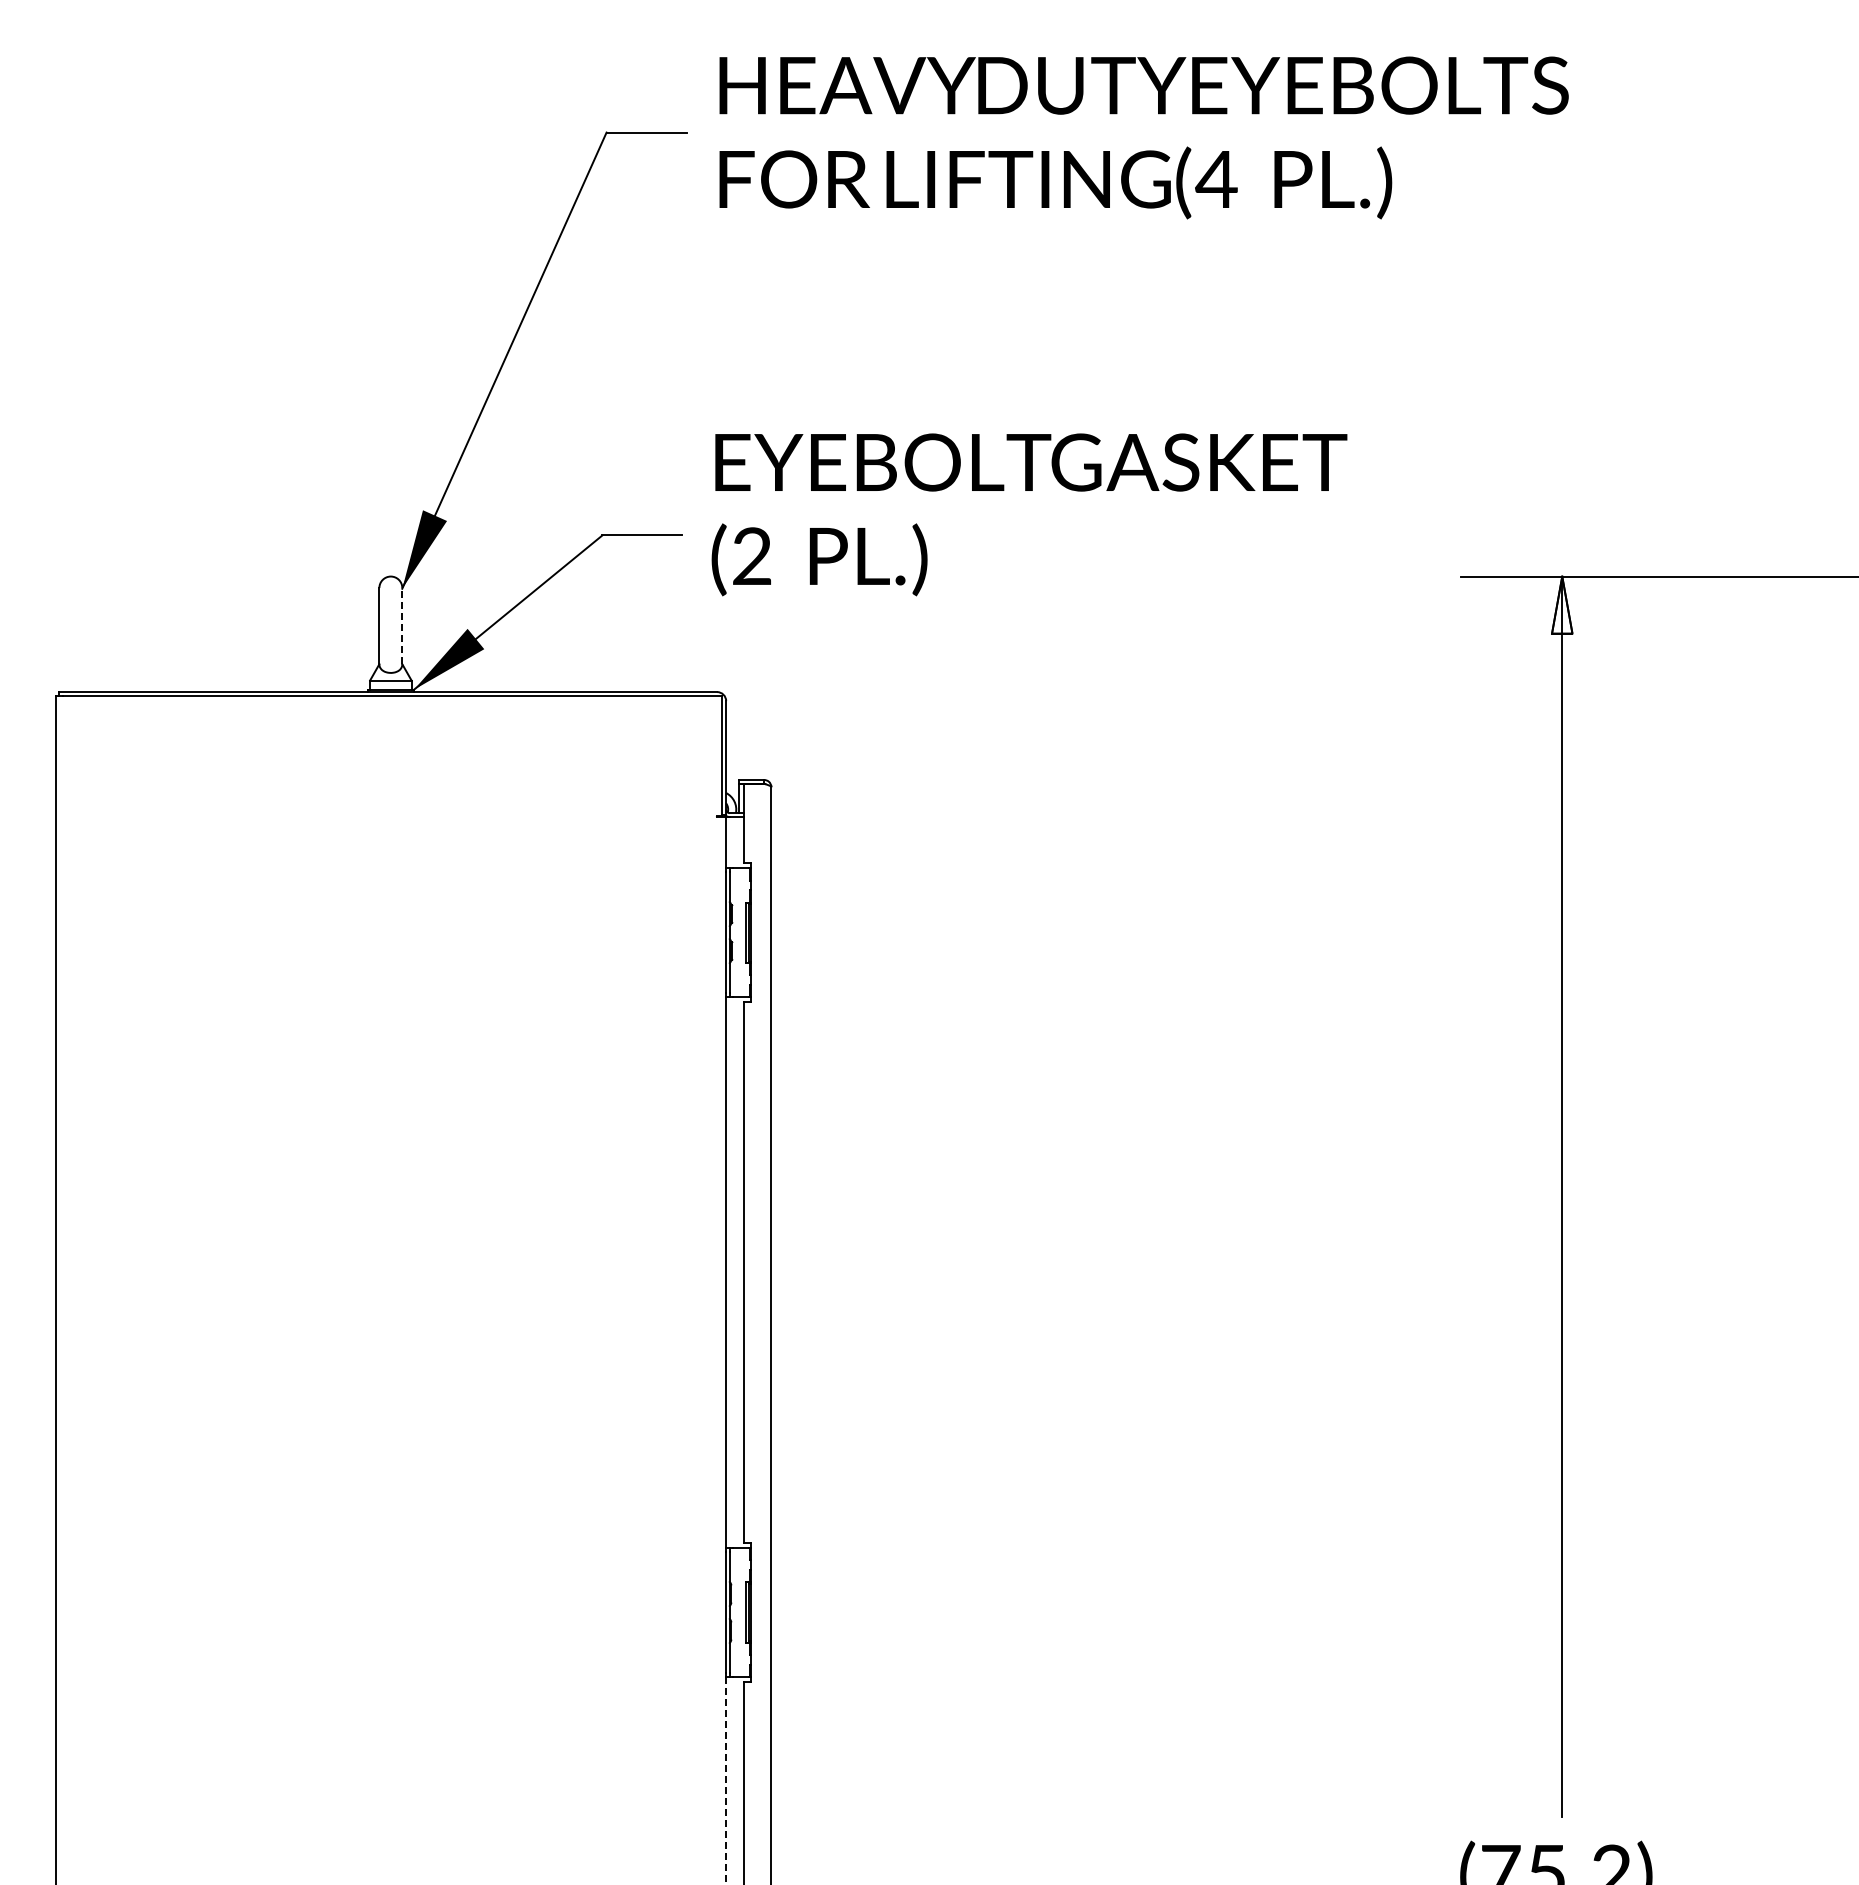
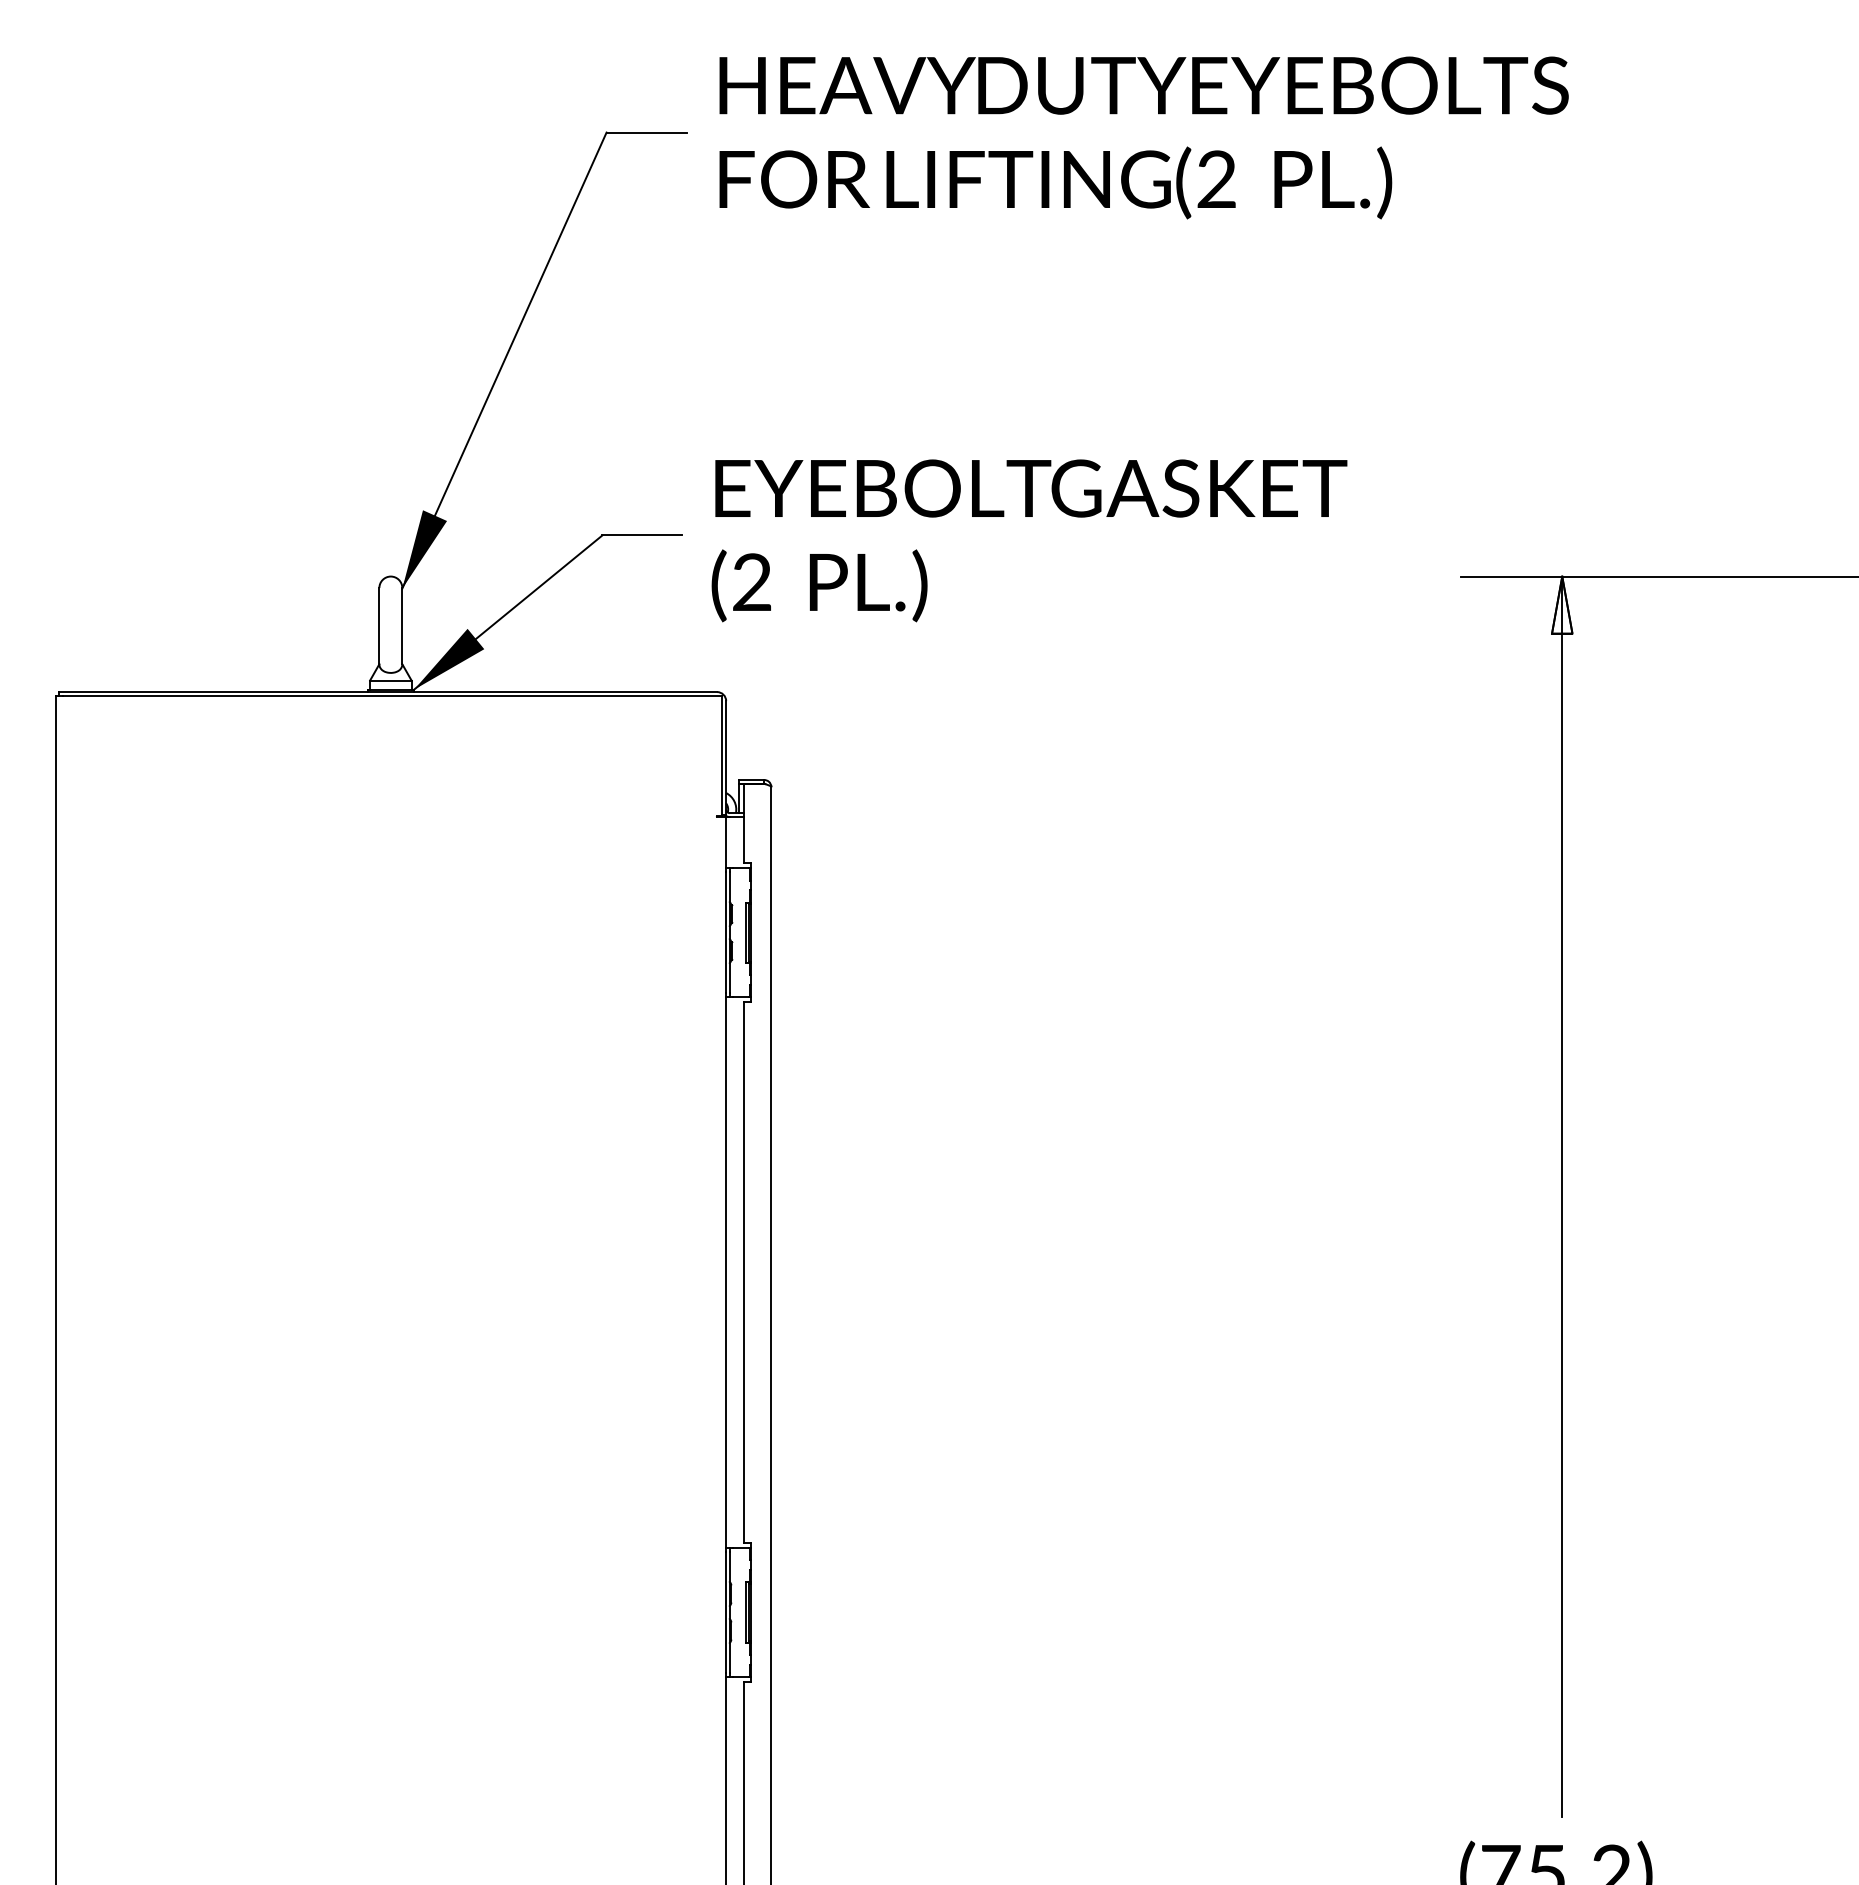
text: (4 -> (2 (1216, 178)
text position: (1029, 514) -> (1029, 540) (1029, 540)
line: dashed -> solid (402, 625)
line: dashed -> solid (726, 1781)
